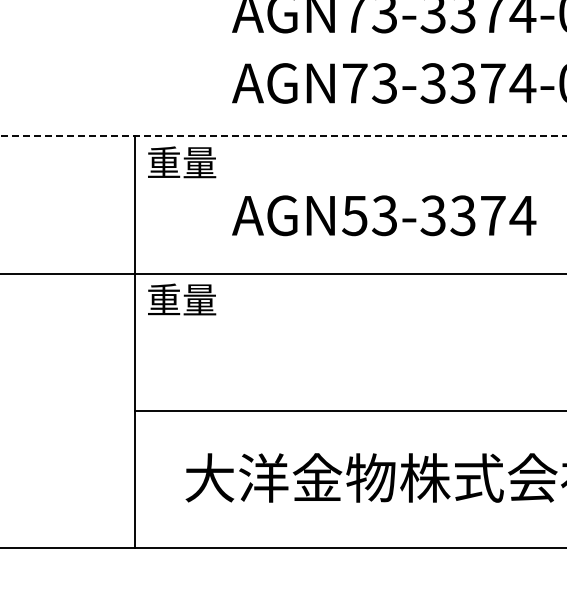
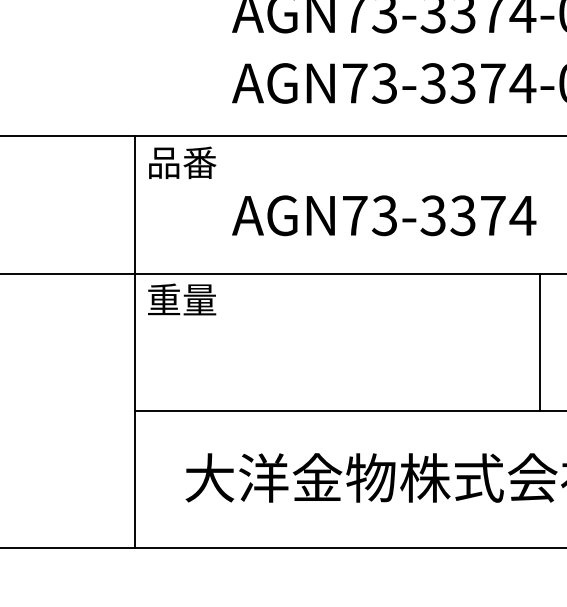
line: dashed -> solid (283, 136)
text: 重量 -> 品番 (182, 162)
text: AGN53-3374 -> AGN73-3374 (354, 216)
line: none -> present (539, 341)
